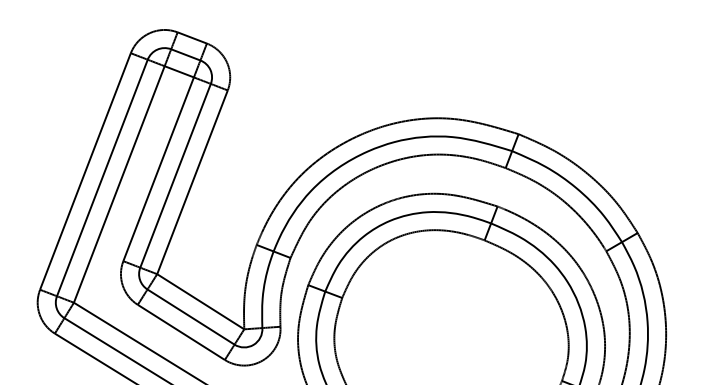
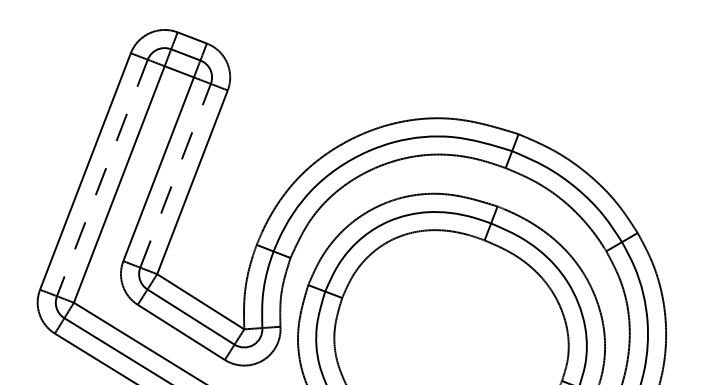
line: solid -> dashed (175, 175)
line: solid -> dashed (102, 177)
